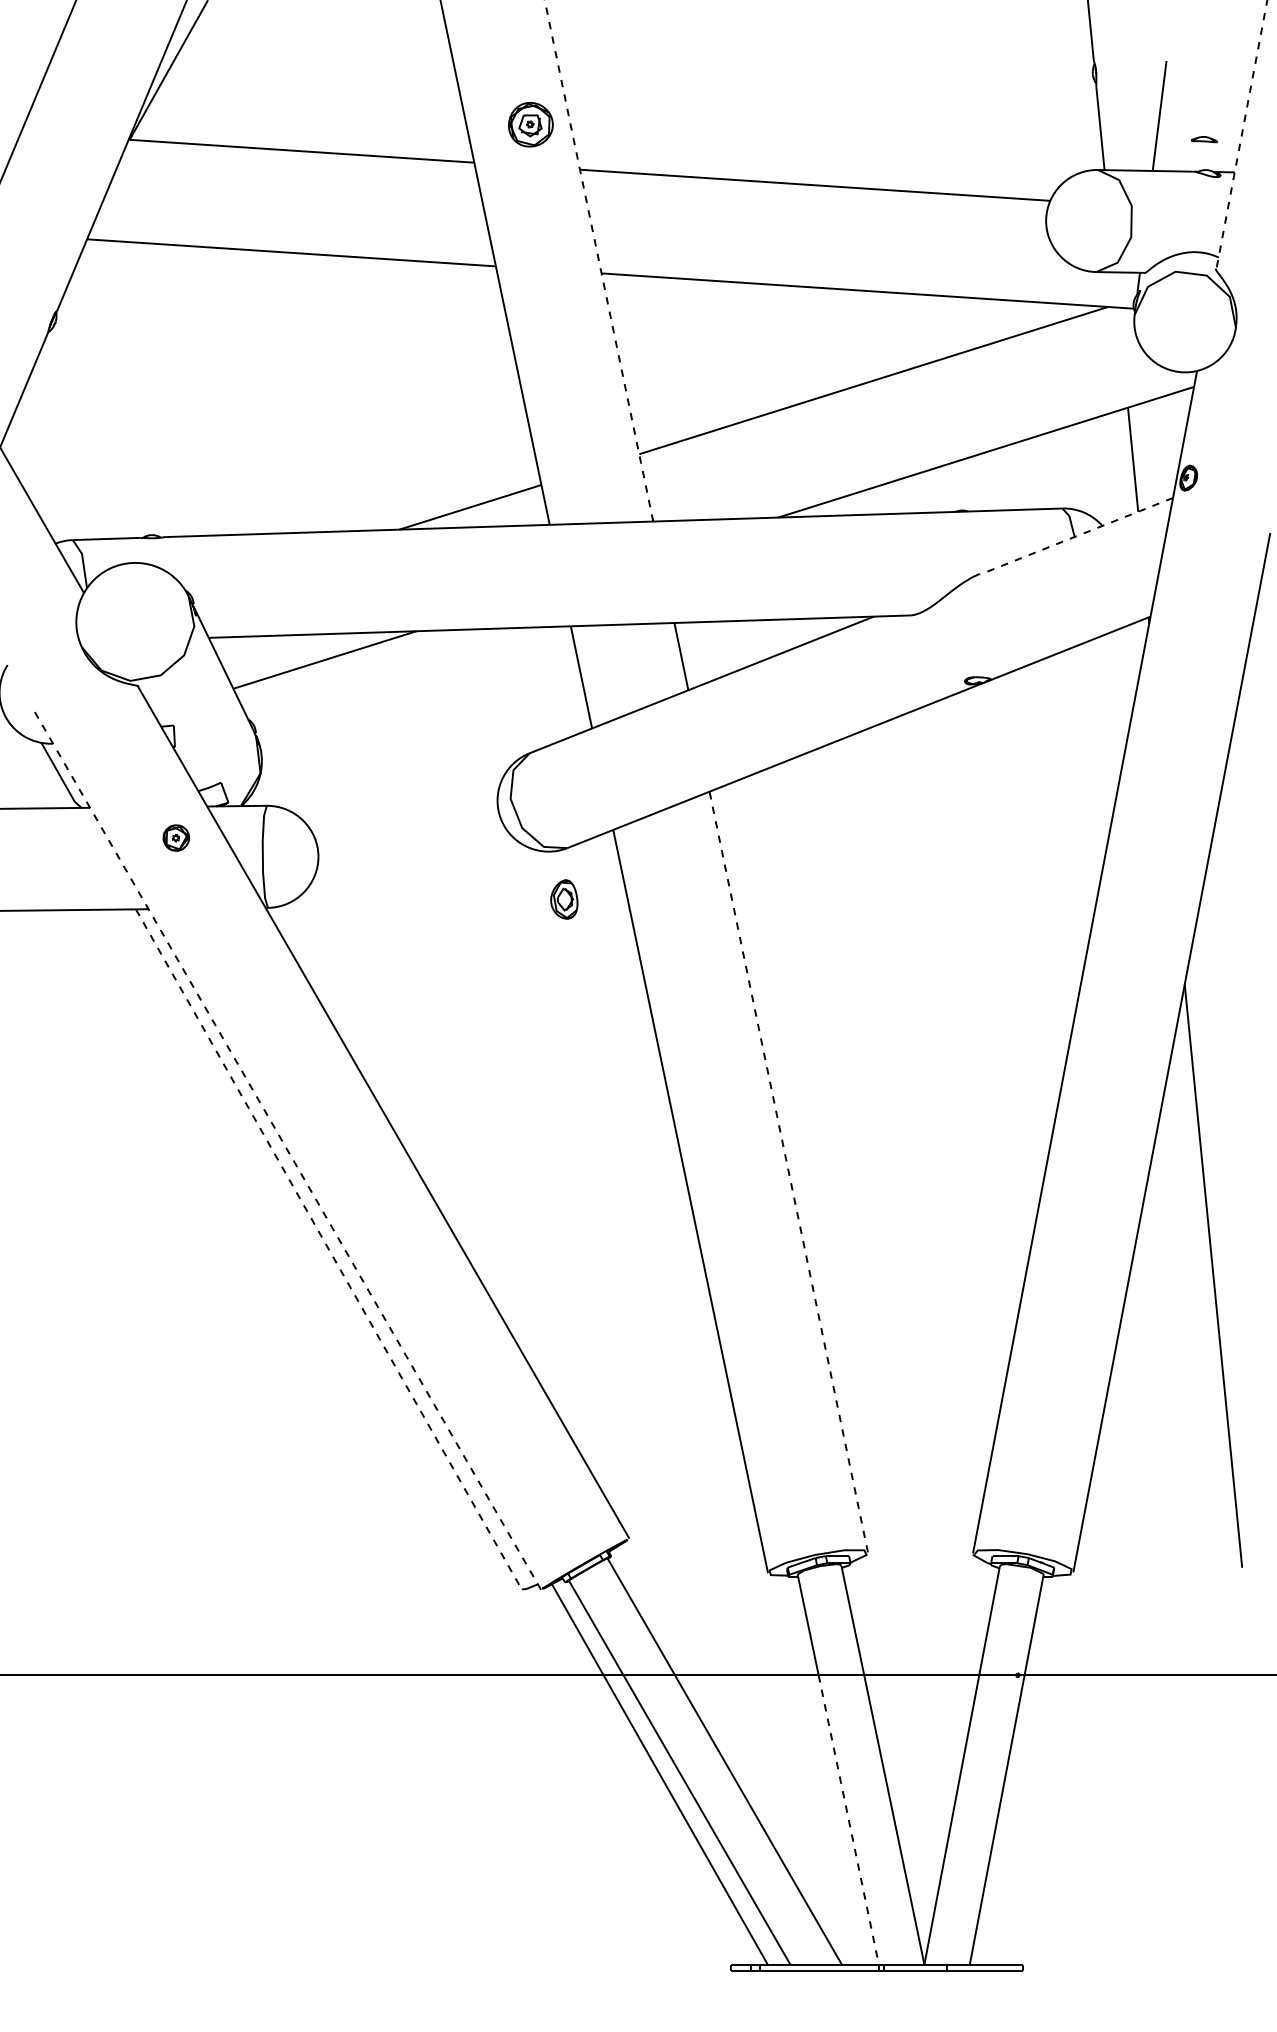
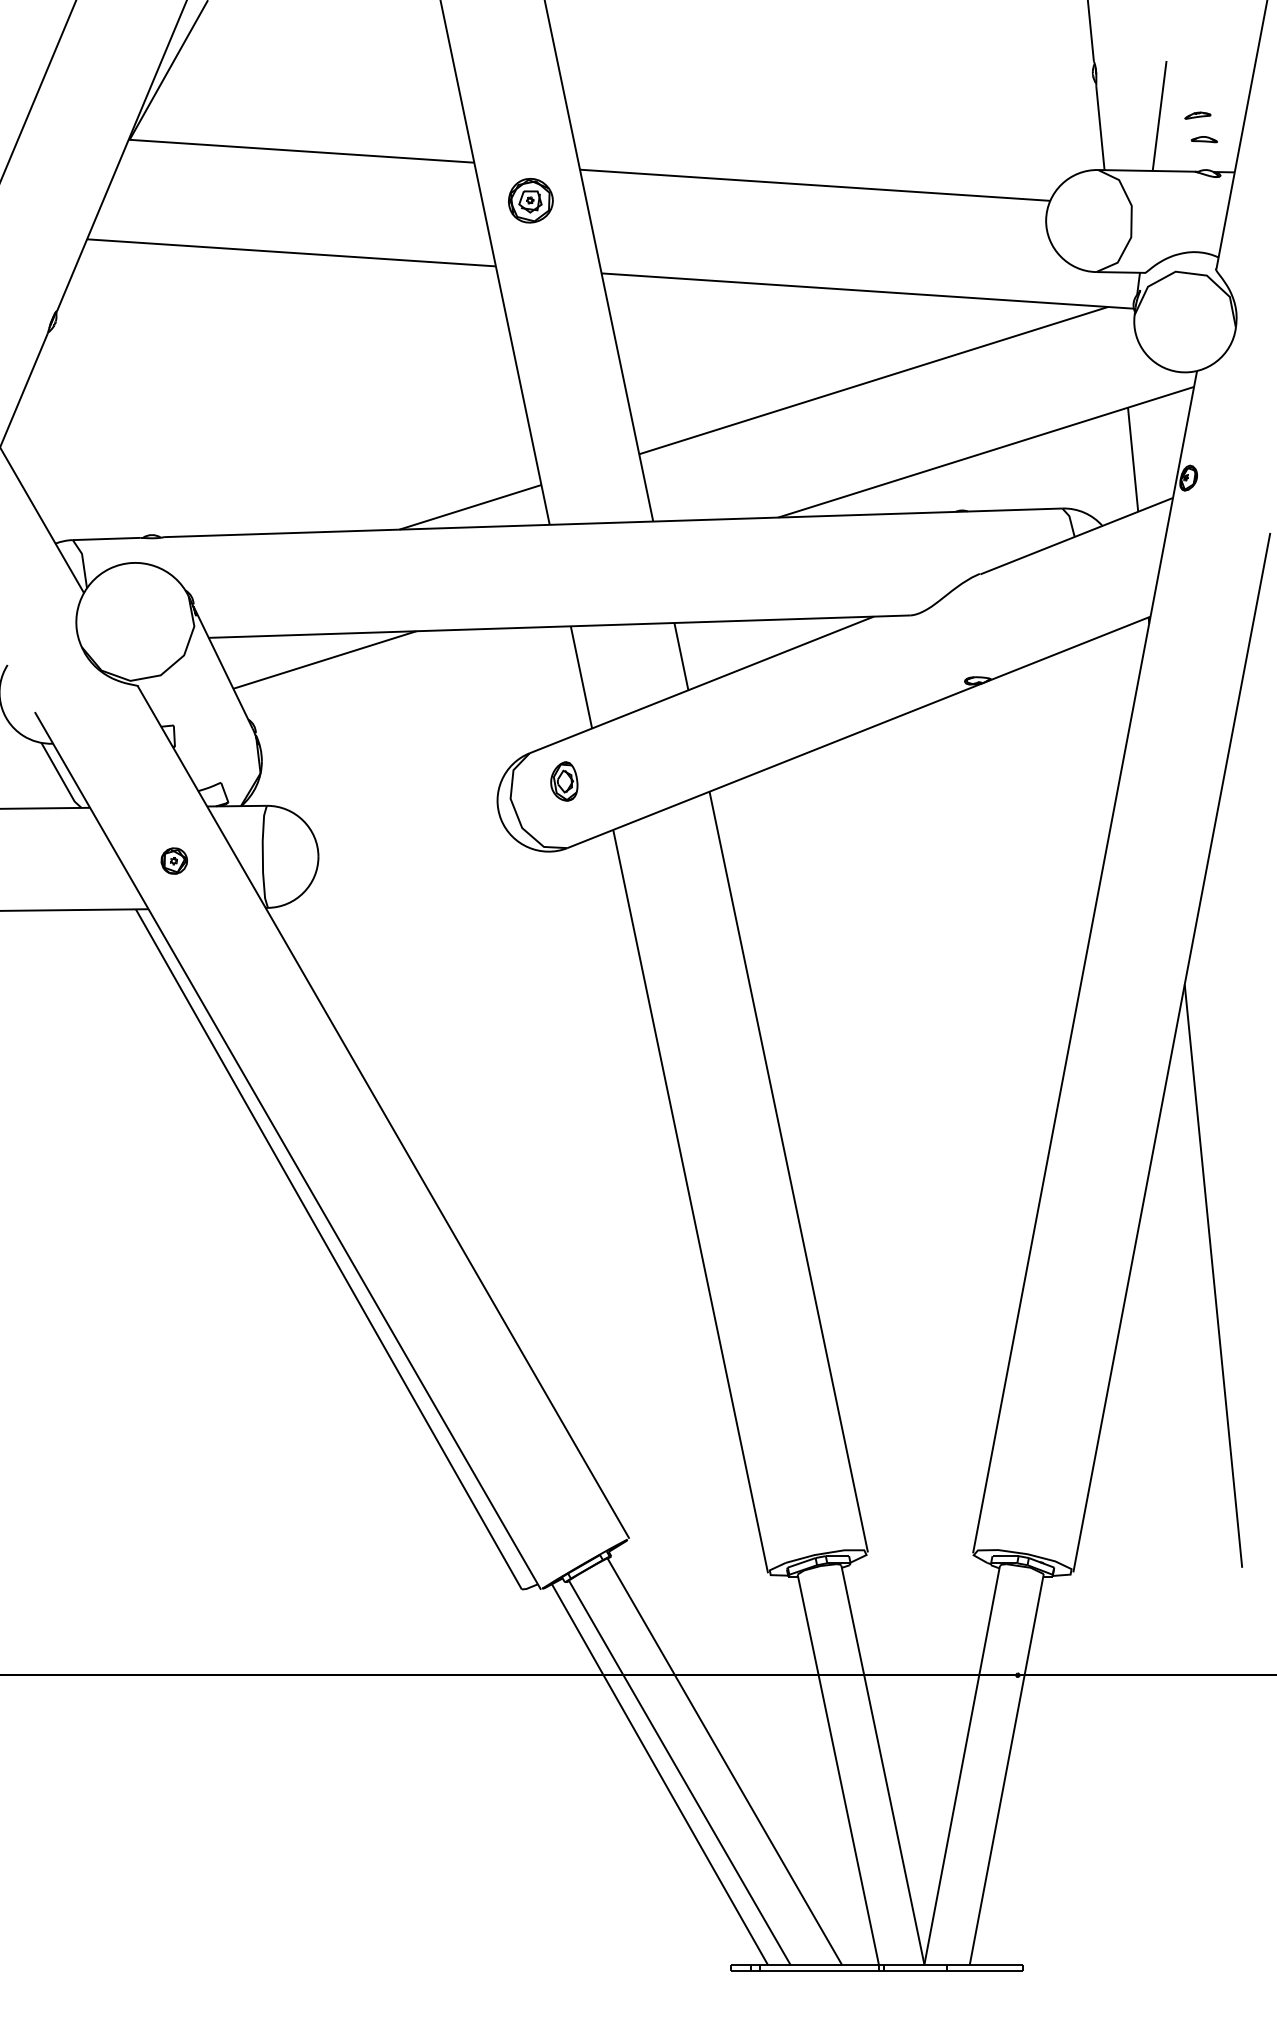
part: none -> present (1197, 115)
part position: (530, 124) -> (530, 200) (530, 200)
line: dashed -> solid (1241, 134)
line: dashed -> solid (598, 260)
line: dashed -> solid (1076, 536)
part position: (175, 837) -> (173, 860) (173, 860)
part position: (564, 899) -> (564, 781) (564, 781)
line: dashed -> solid (288, 1150)
line: dashed -> solid (788, 1172)
line: dashed -> solid (328, 1249)
line: dashed -> solid (848, 1820)
